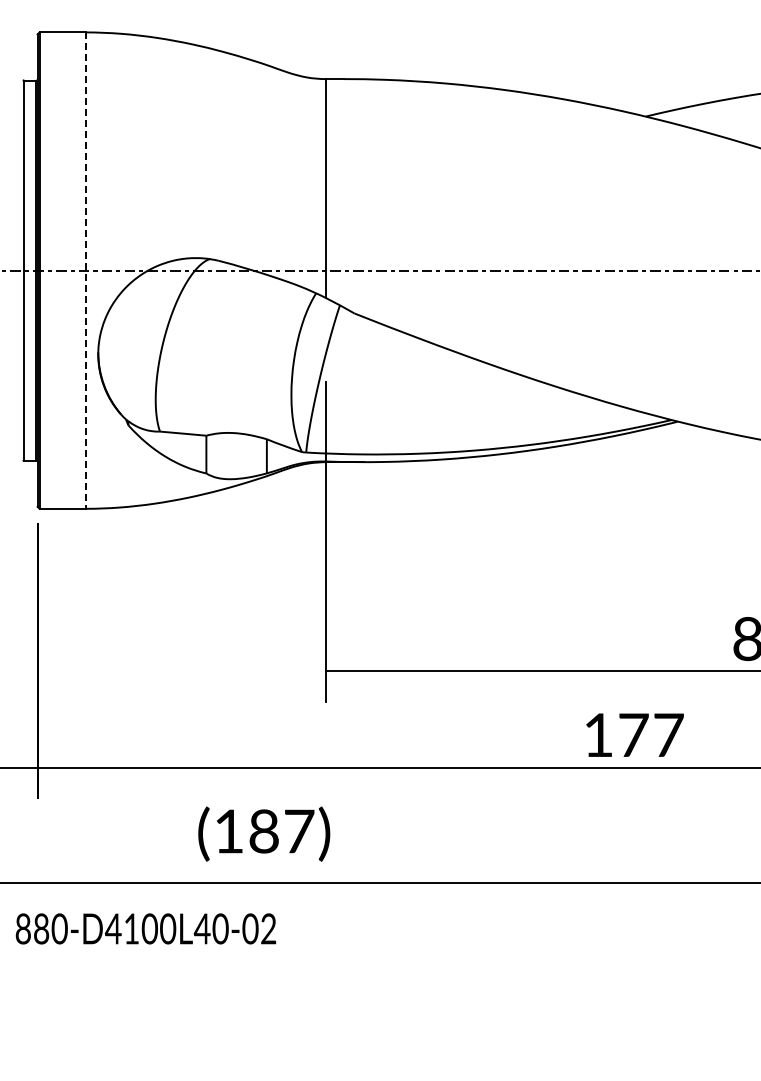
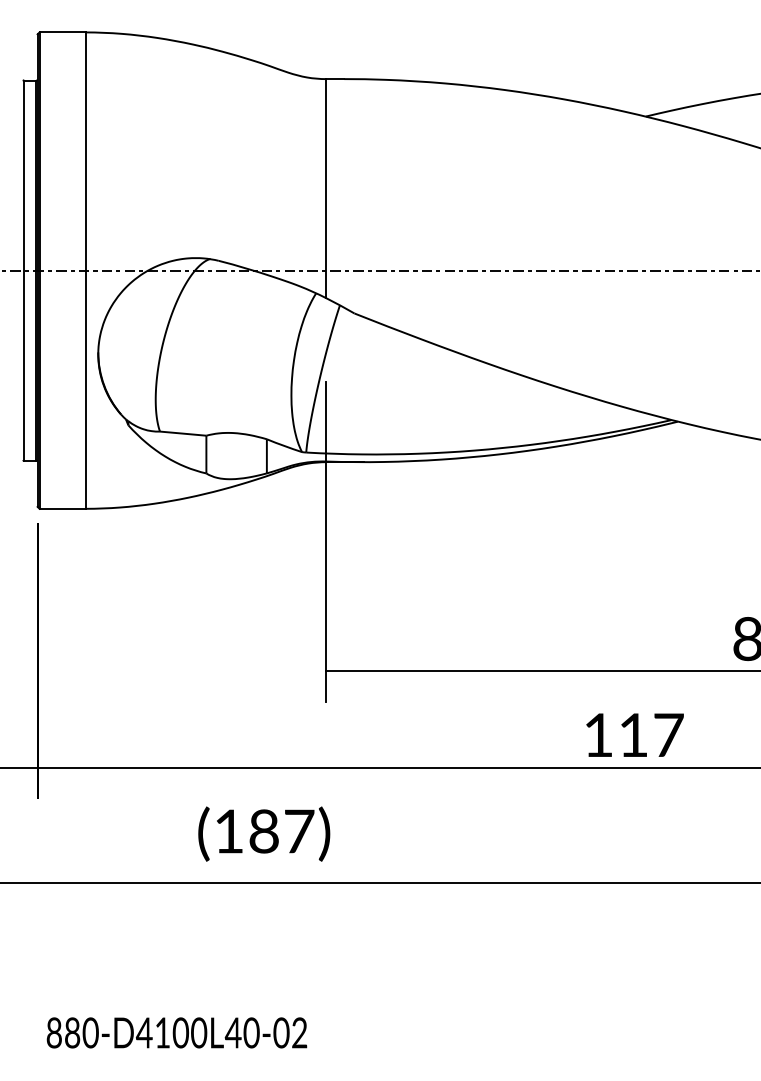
line: dashed -> solid (85, 271)
text: 177 -> 117 (633, 734)
text position: (145, 928) -> (176, 1032) (176, 1032)
